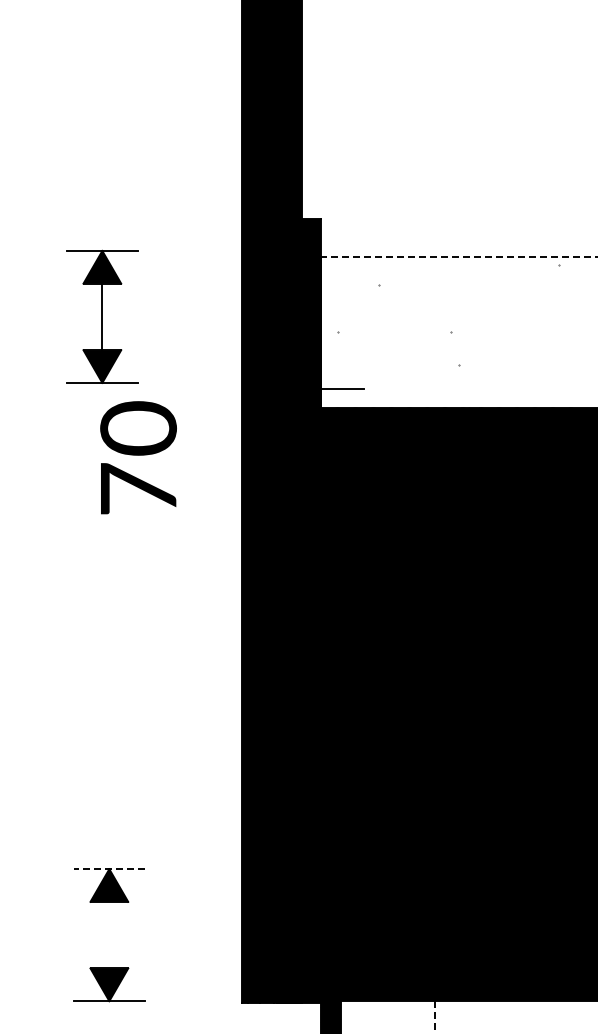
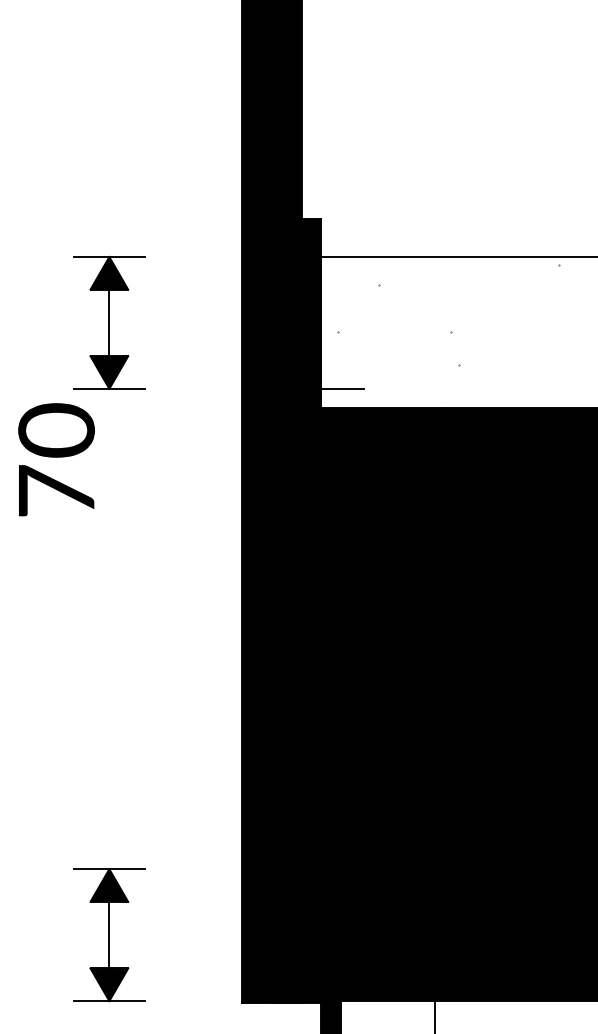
line: dashed -> solid (459, 257)
part position: (102, 316) -> (109, 322) (109, 322)
text position: (138, 457) -> (56, 459) (56, 459)
line: dashed -> solid (108, 869)
line: none -> present (109, 934)
line: dashed -> solid (435, 1017)
